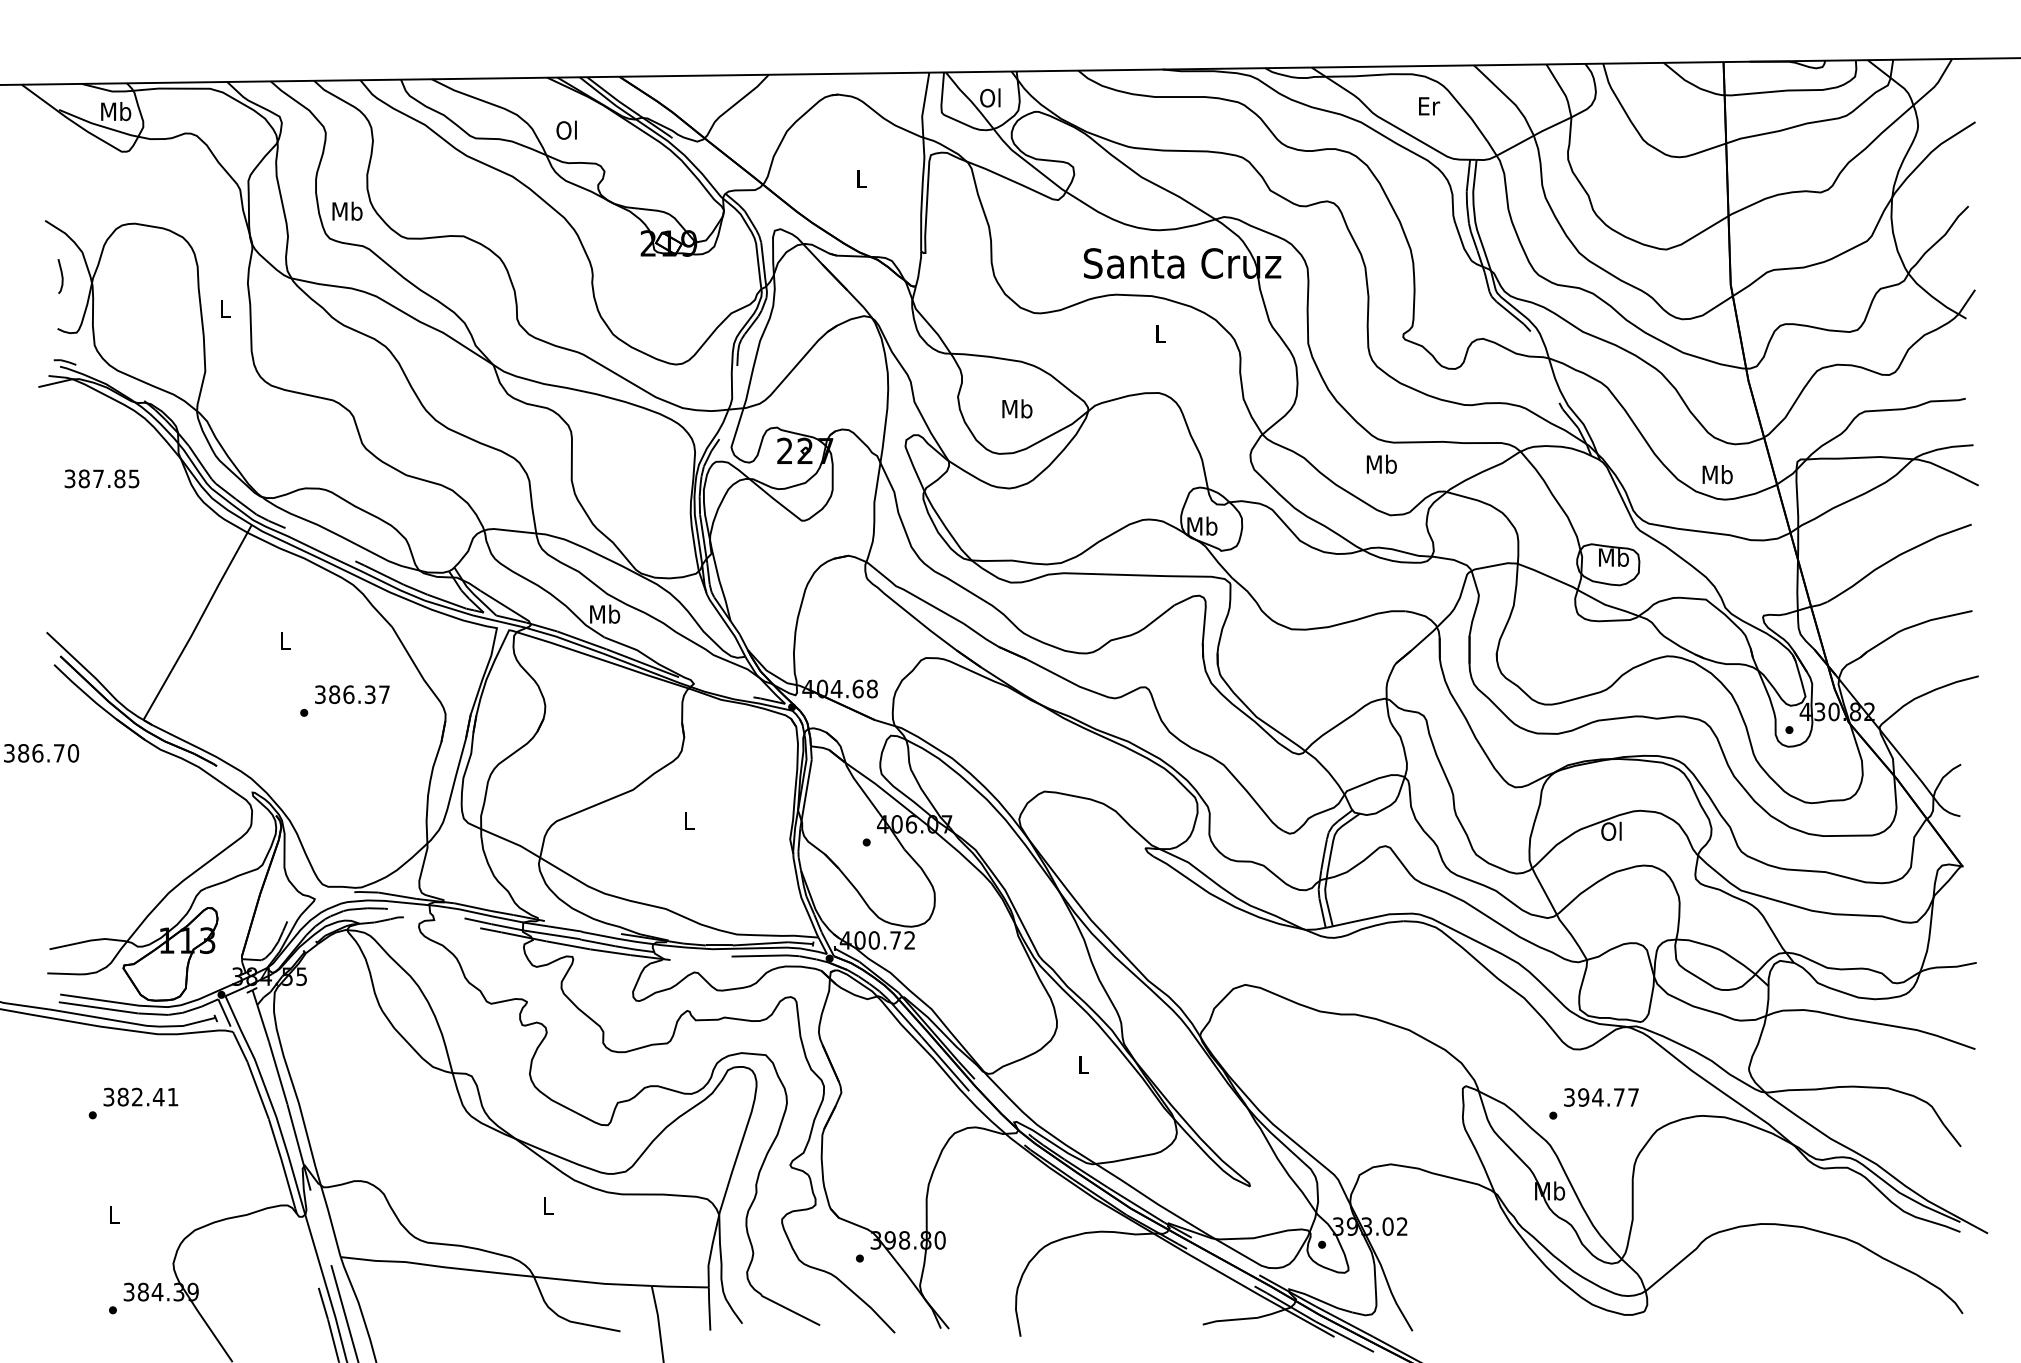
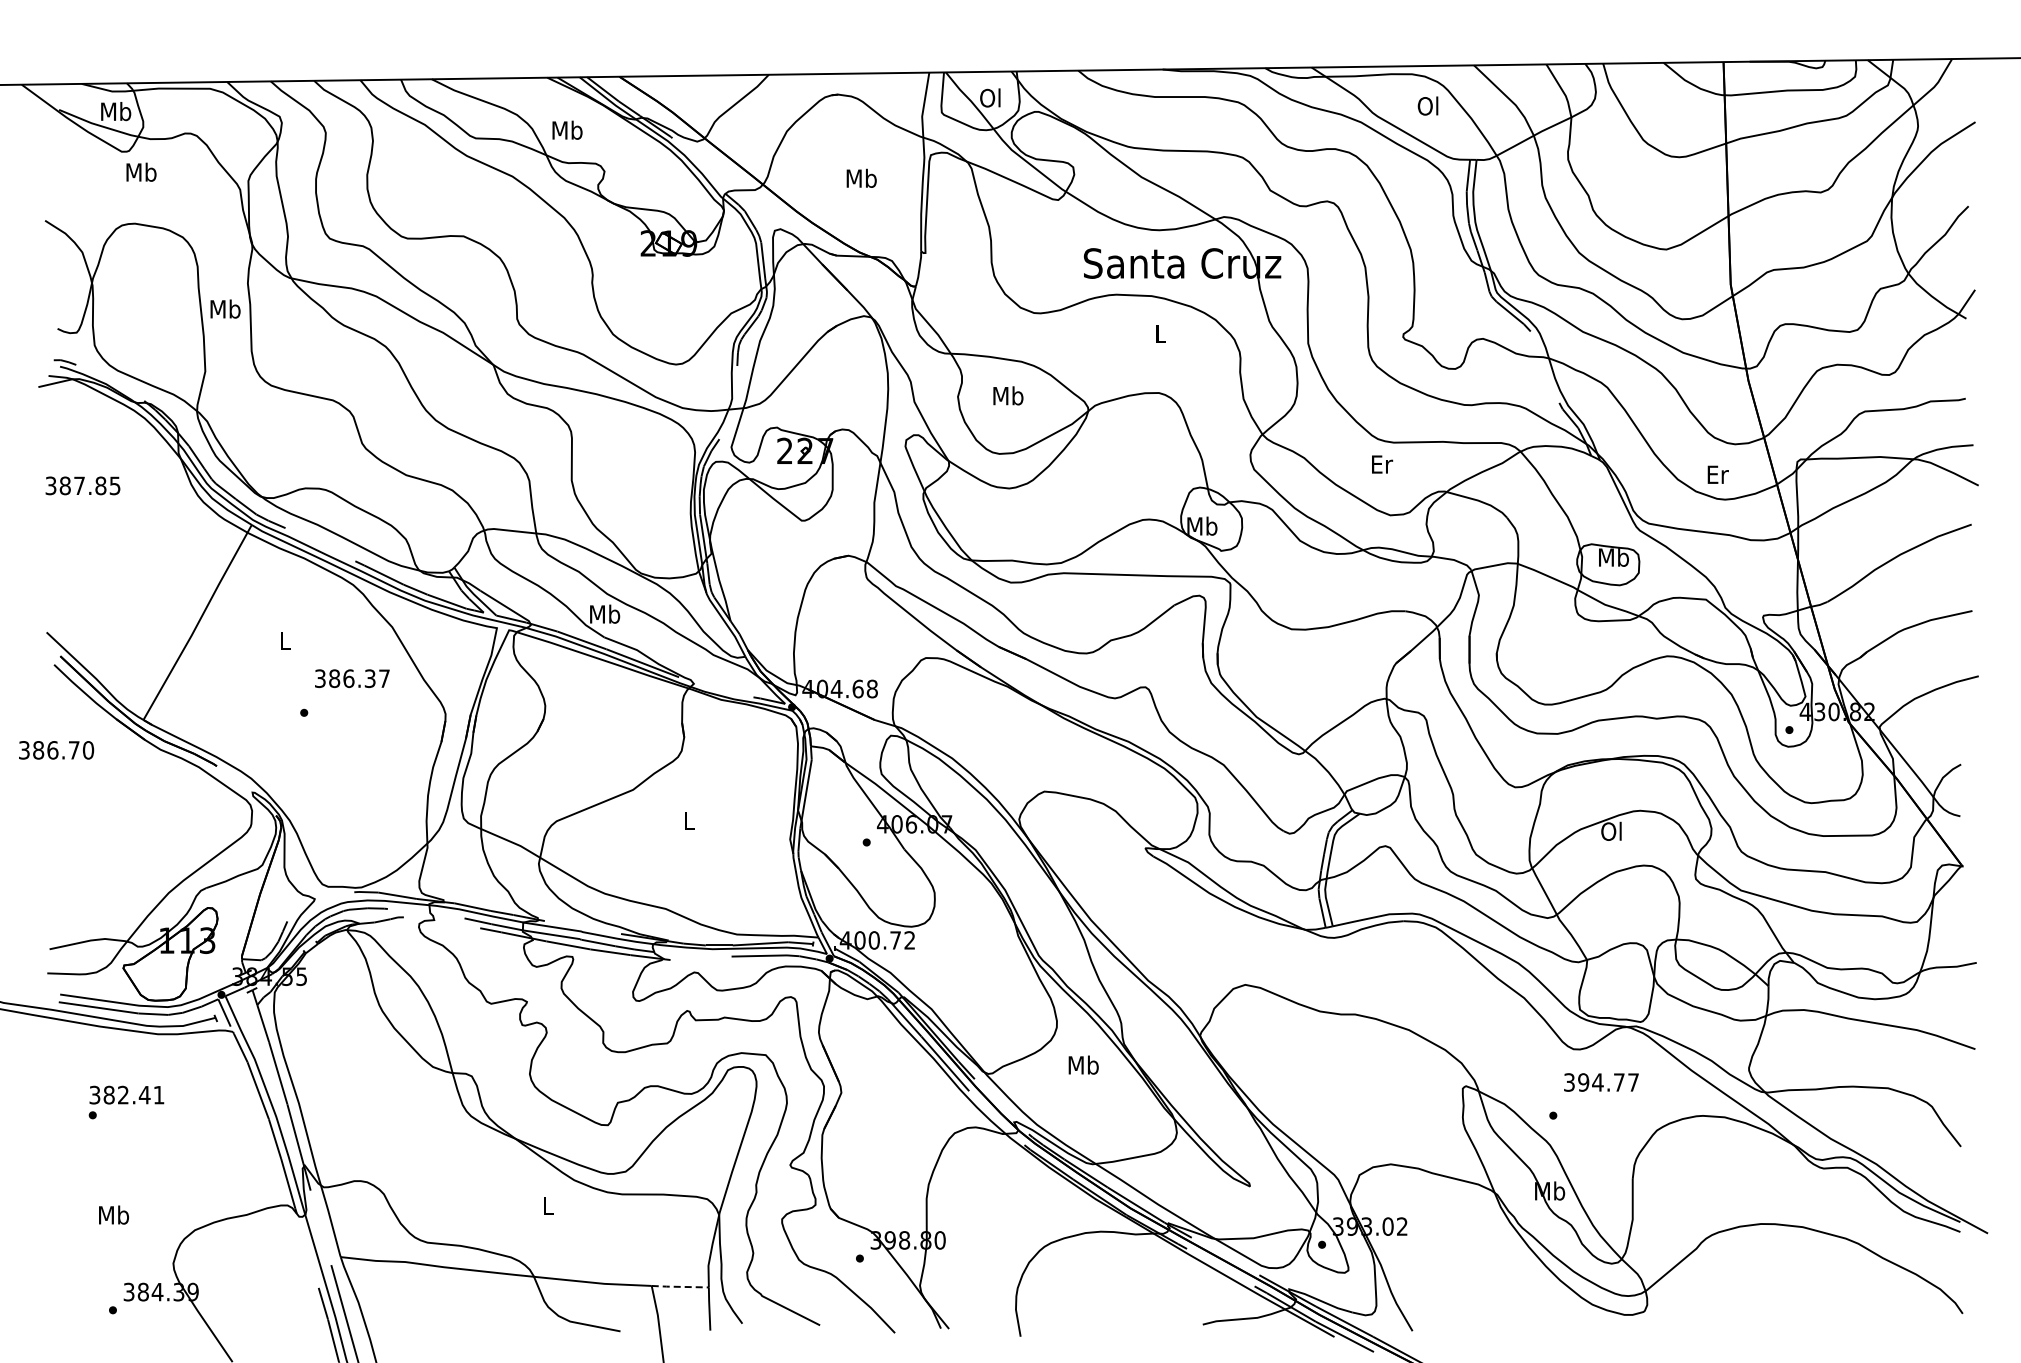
text: Er -> Ol (1428, 105)
text: Ol -> Mb (567, 129)
text: L -> Mb (861, 177)
text position: (347, 210) -> (141, 171) (141, 171)
curve: present -> none (61, 276)
text: L -> Mb (225, 308)
text position: (1017, 408) -> (1008, 395) (1008, 395)
text: Mb -> Er (1381, 463)
text: Mb -> Er (1717, 474)
text position: (101, 478) -> (82, 485) (82, 485)
text position: (352, 694) -> (352, 678) (352, 678)
text position: (41, 753) -> (56, 750) (56, 750)
text: L -> Mb (1083, 1064)
text position: (140, 1096) -> (126, 1094) (126, 1094)
text position: (1601, 1097) -> (1601, 1082) (1601, 1082)
text: L -> Mb (114, 1214)
line: solid -> dashed (680, 1286)
